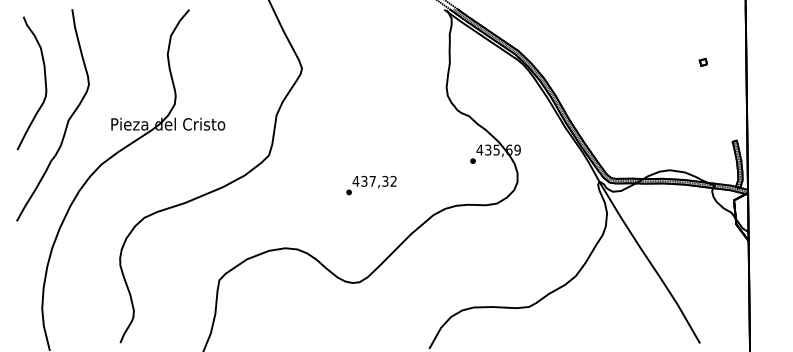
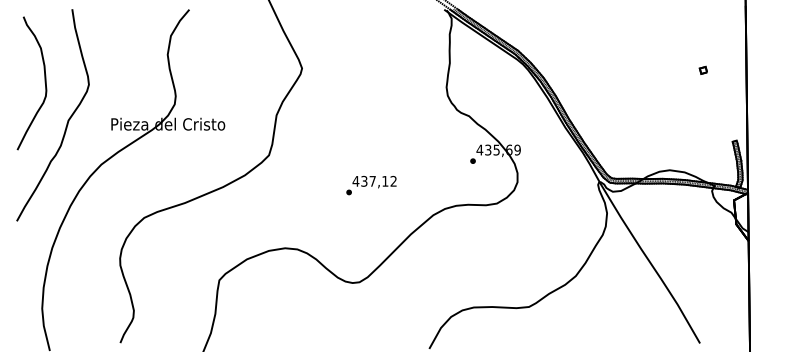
part position: (702, 61) -> (702, 69) (702, 69)
text: 437,32 -> 437,12 (385, 180)
